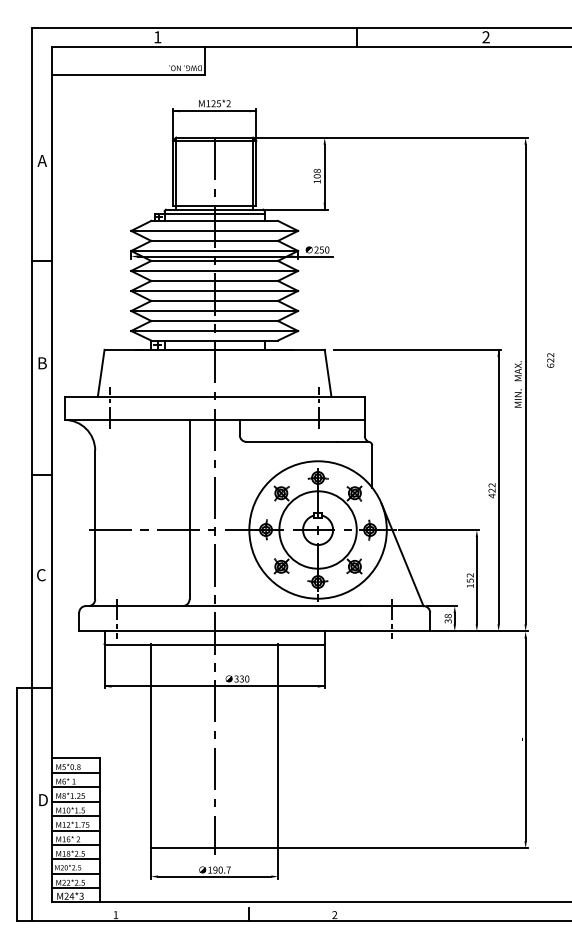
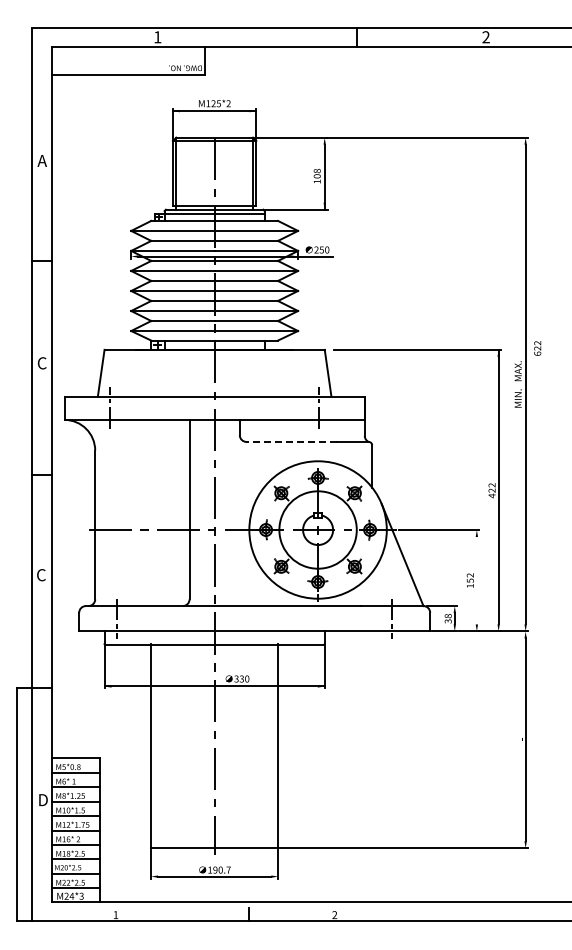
text position: (550, 360) -> (537, 348) (537, 348)
text: B -> C (41, 363)
line: solid -> dashed (291, 441)
line: present -> none (476, 580)
